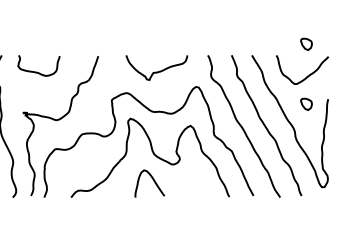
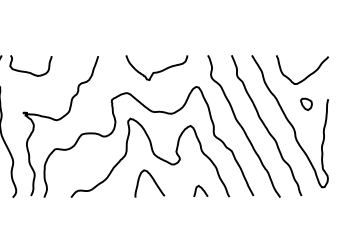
part: present -> none (306, 43)
curve position: (37, 71) -> (29, 71) (29, 71)
curve: none -> present (201, 189)
